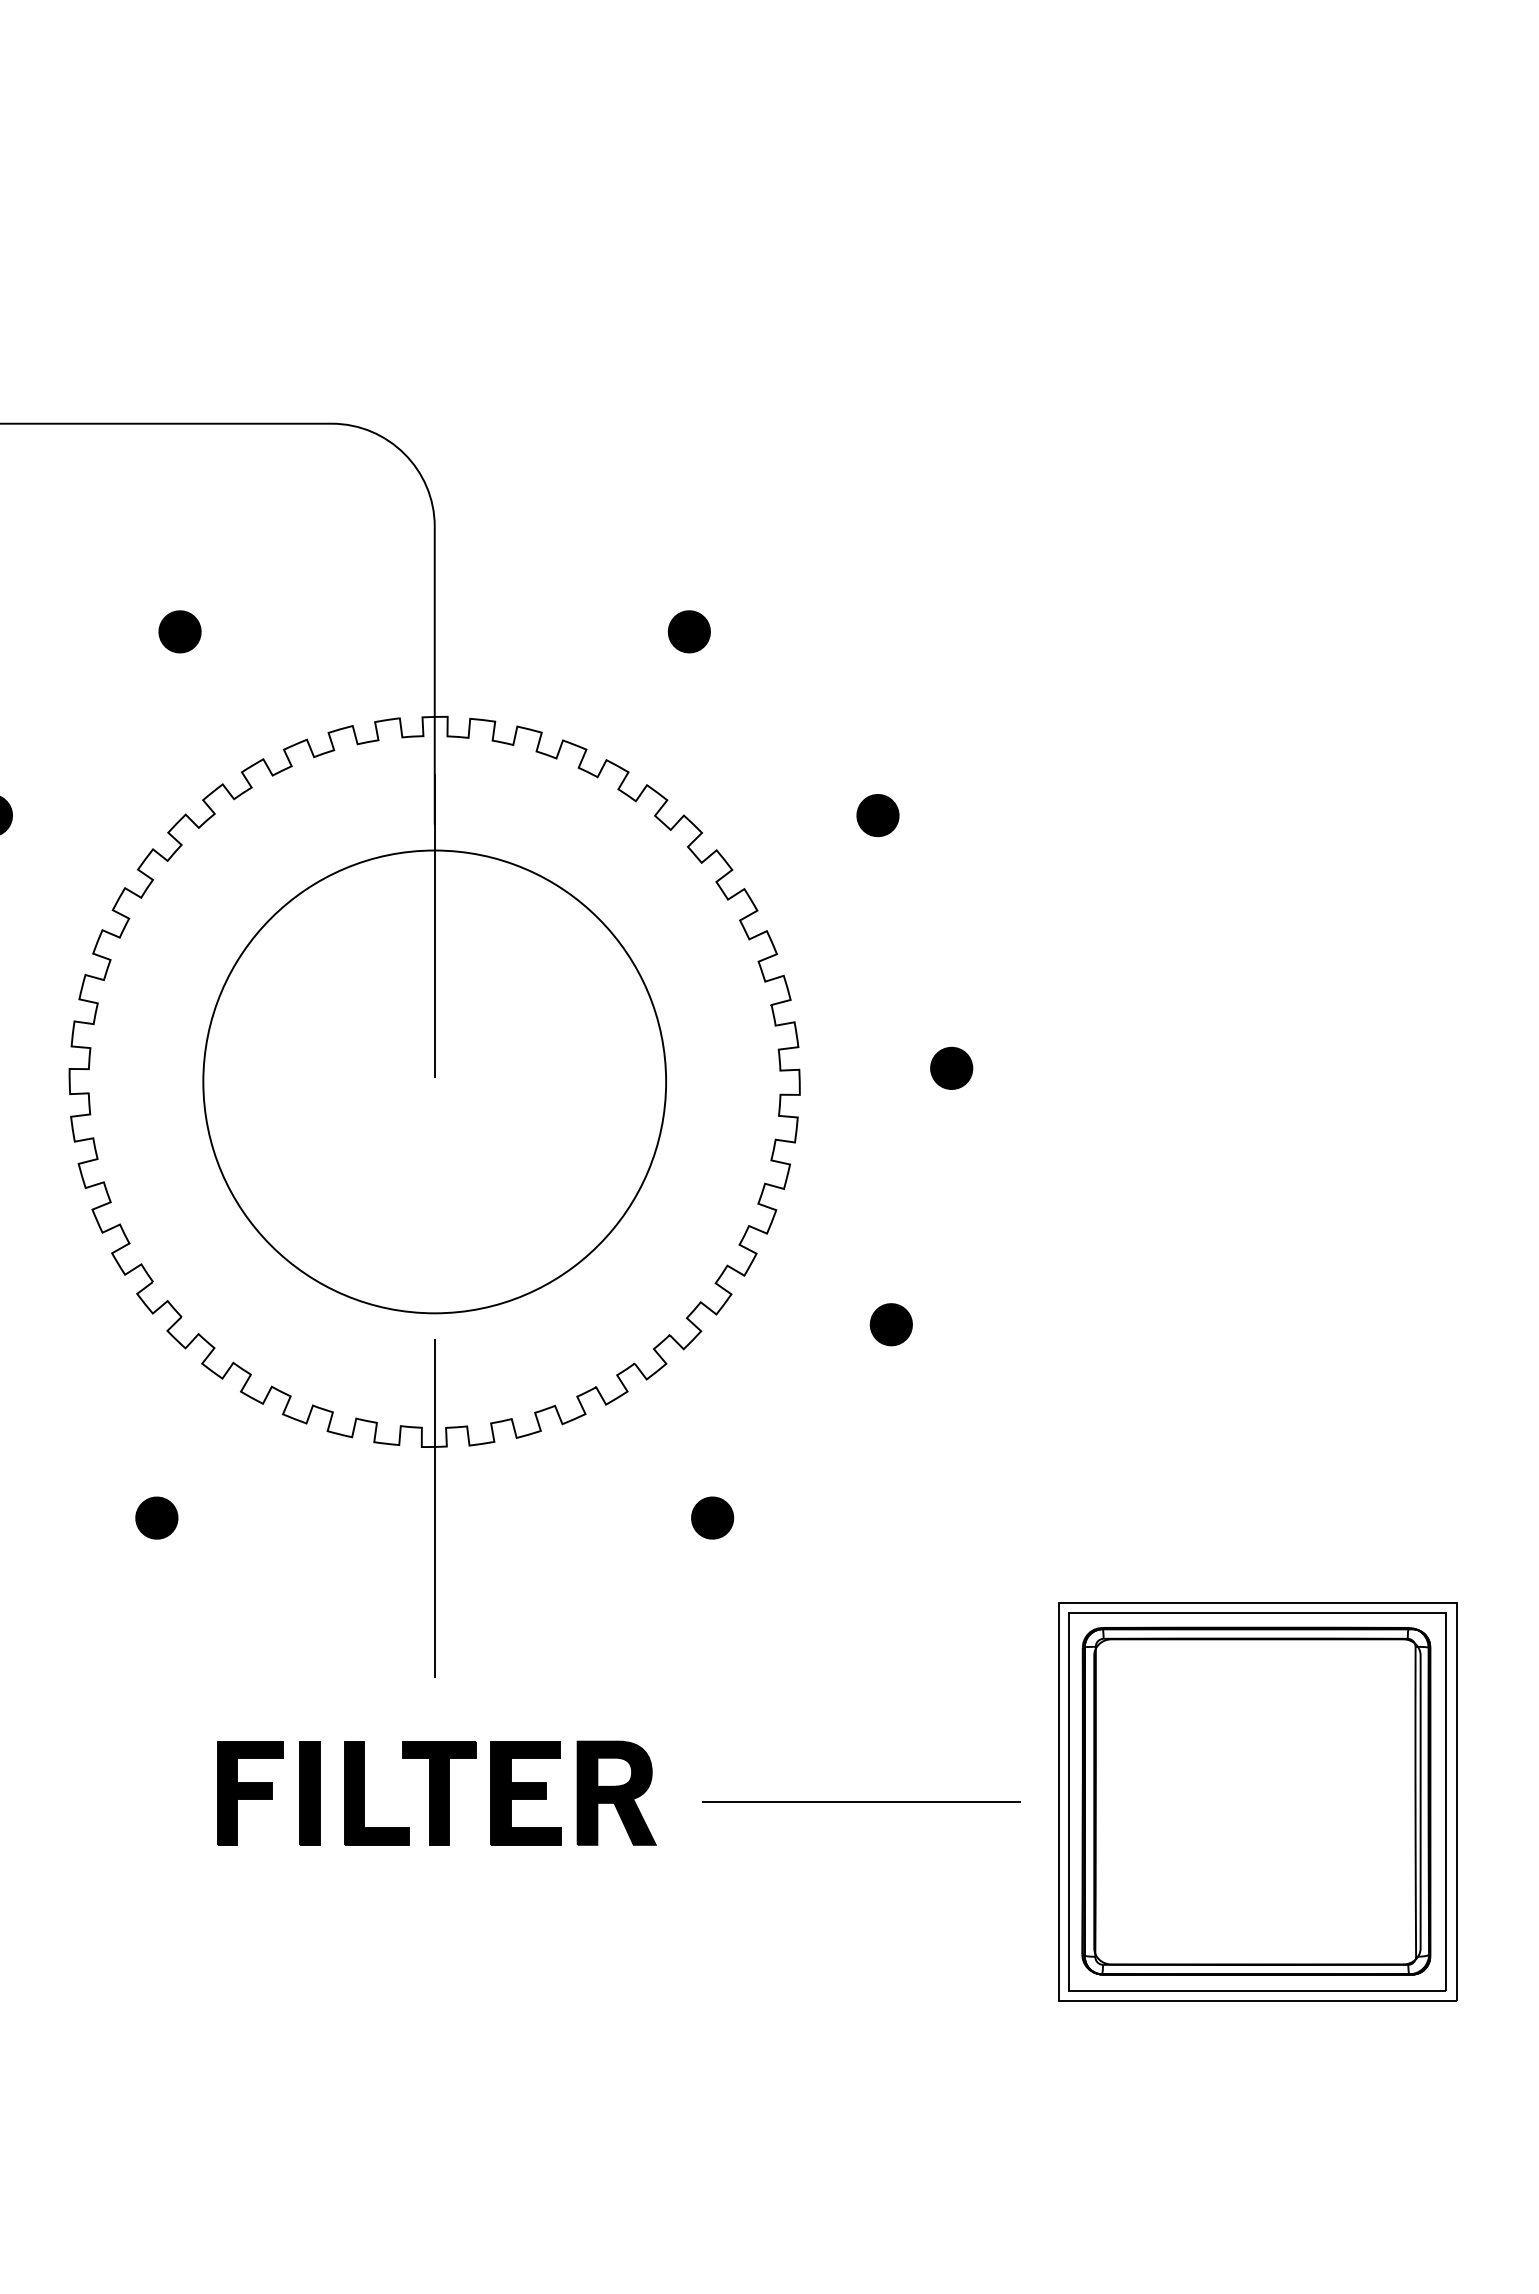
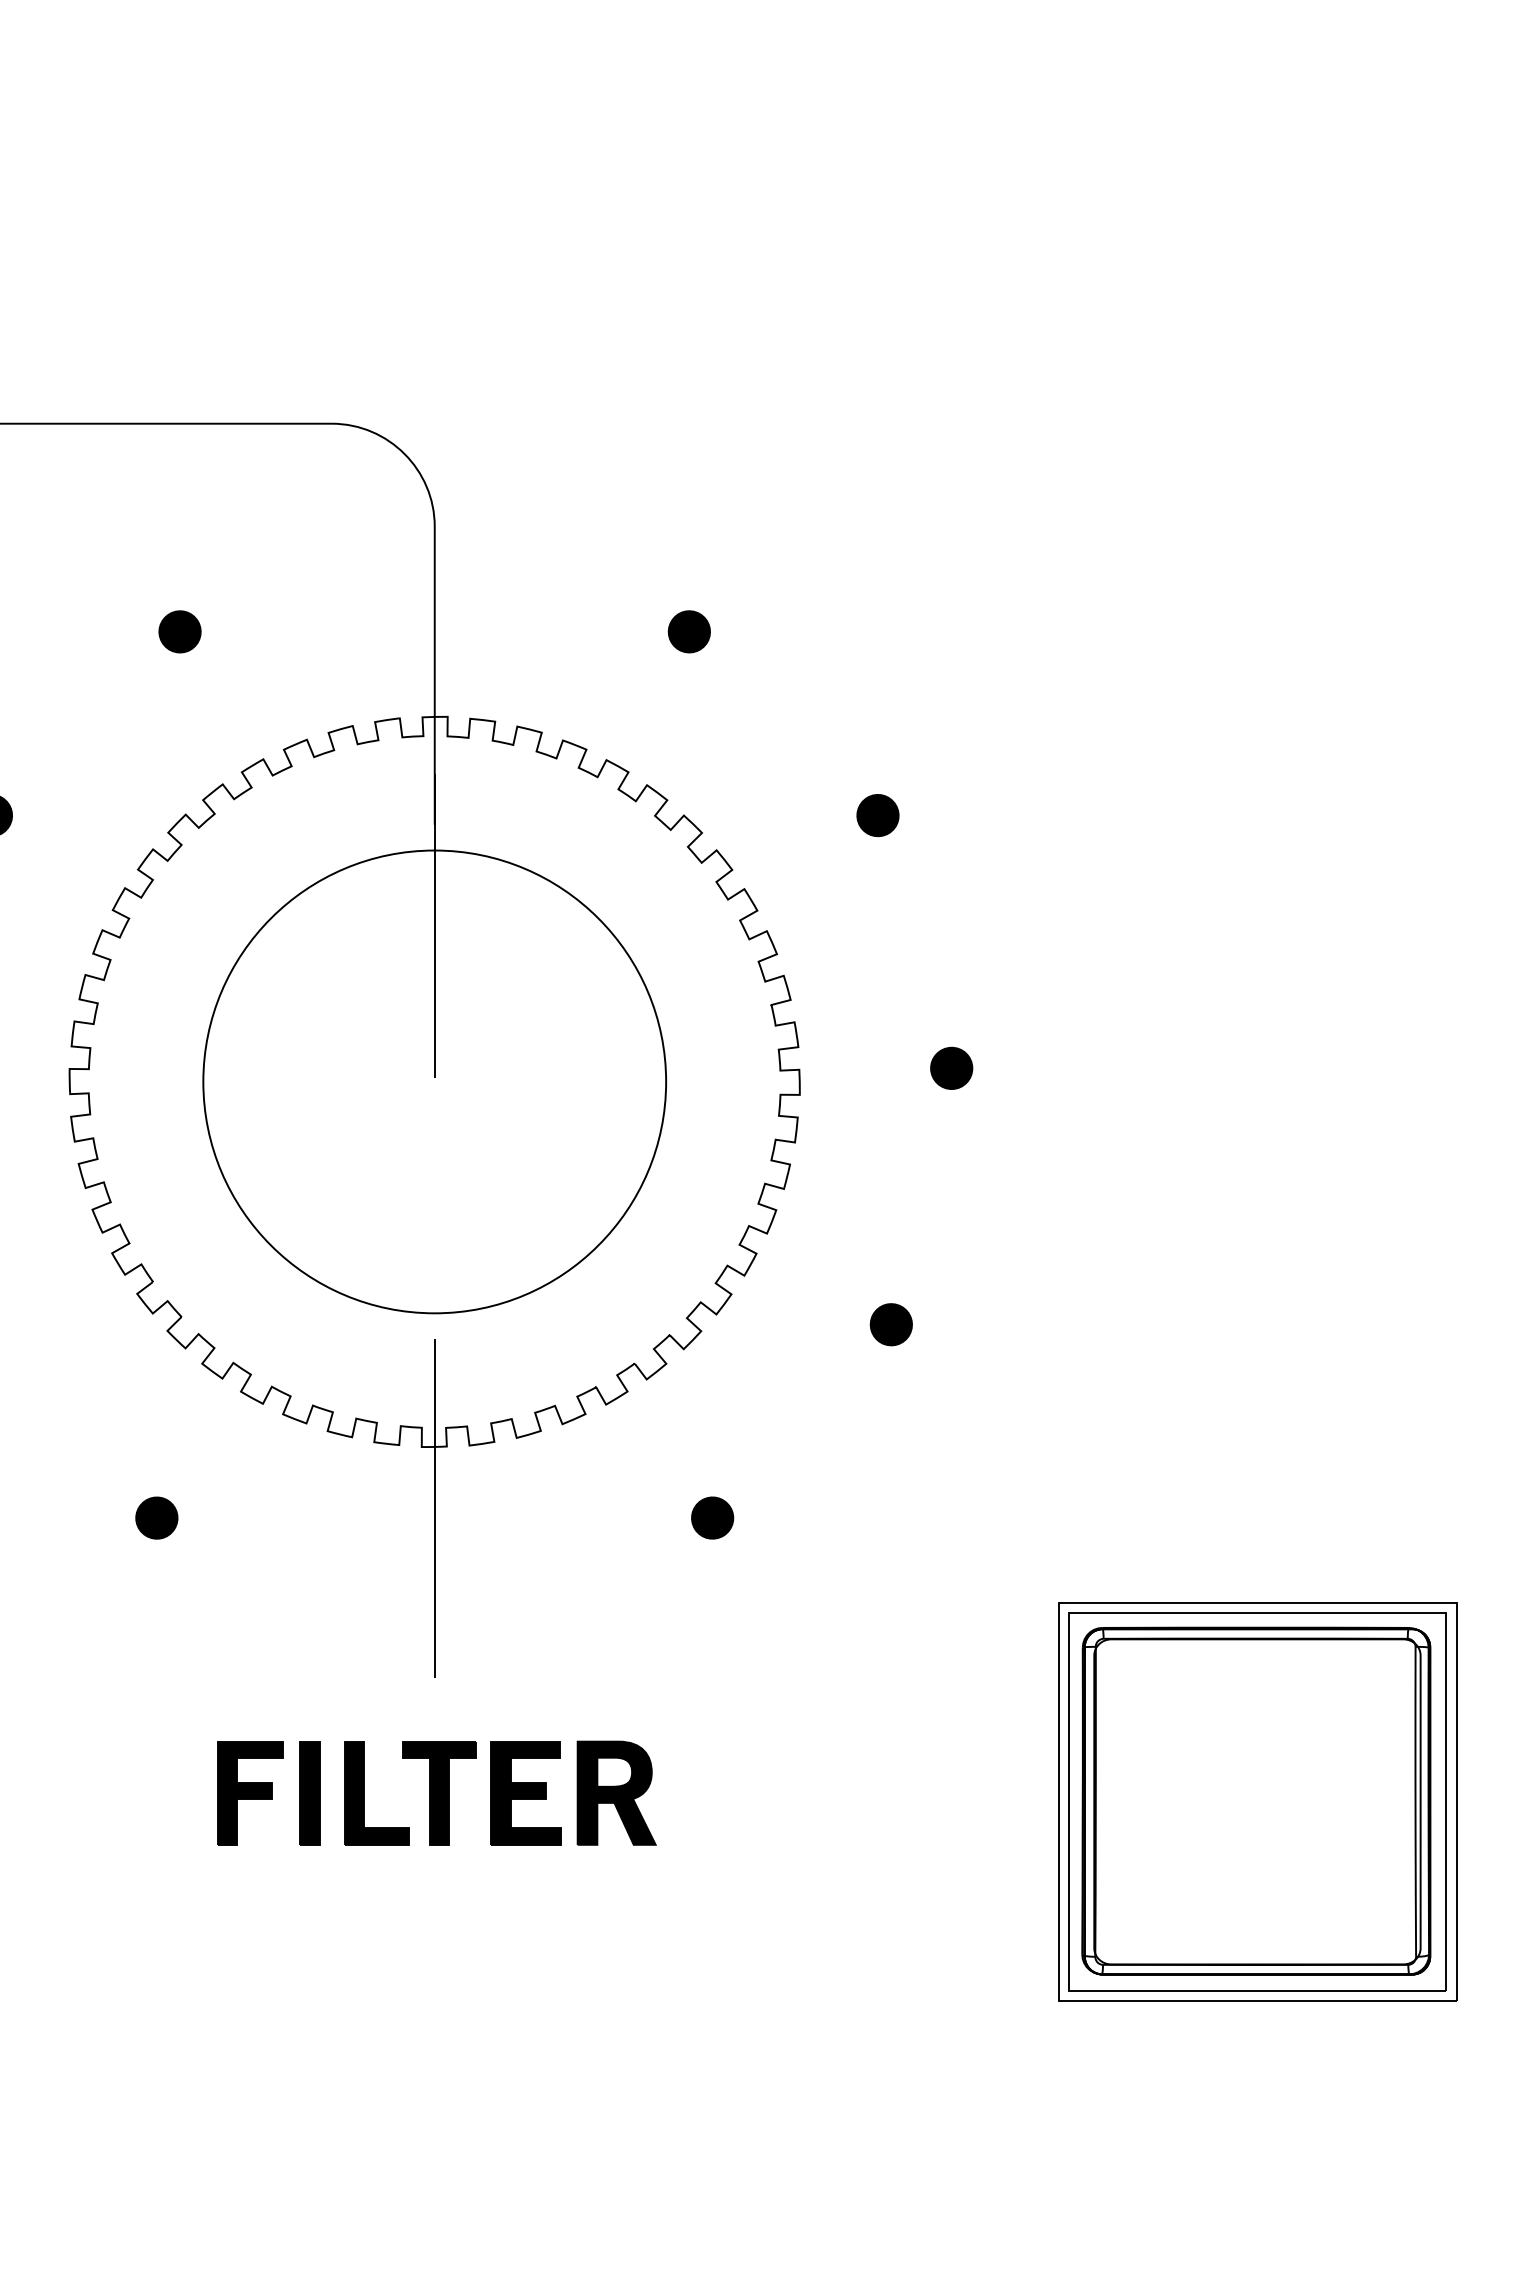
line: present -> none (861, 1801)
